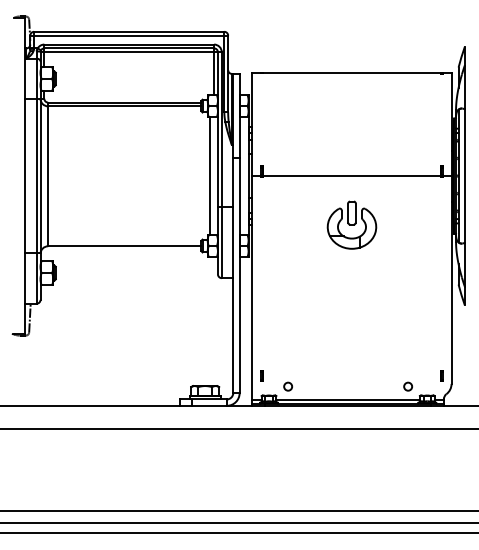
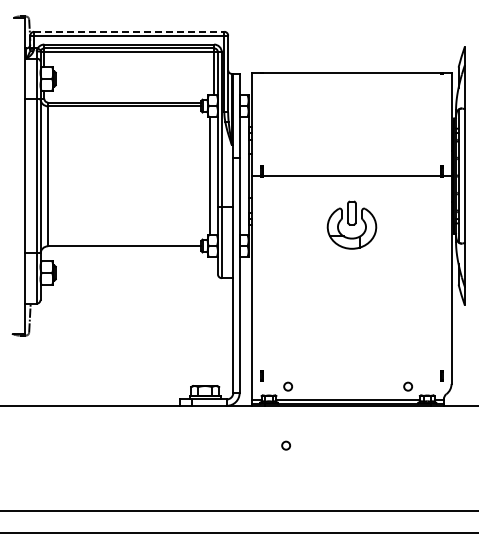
line: solid -> dashed (129, 31)
line: present -> none (238, 428)
circle: none -> present (286, 445)
line: present -> none (238, 523)
